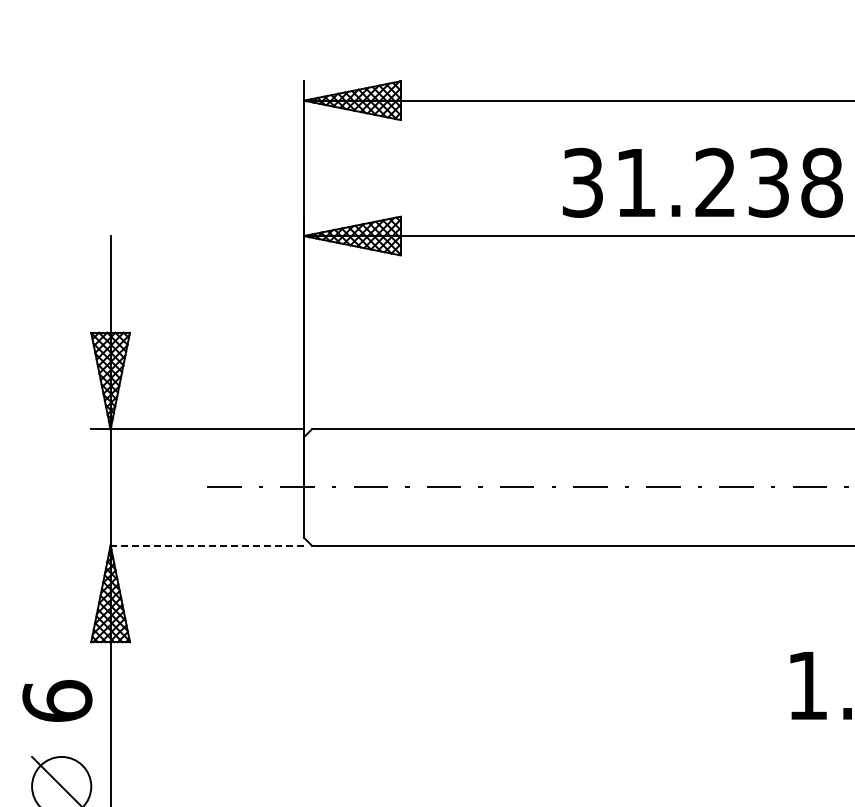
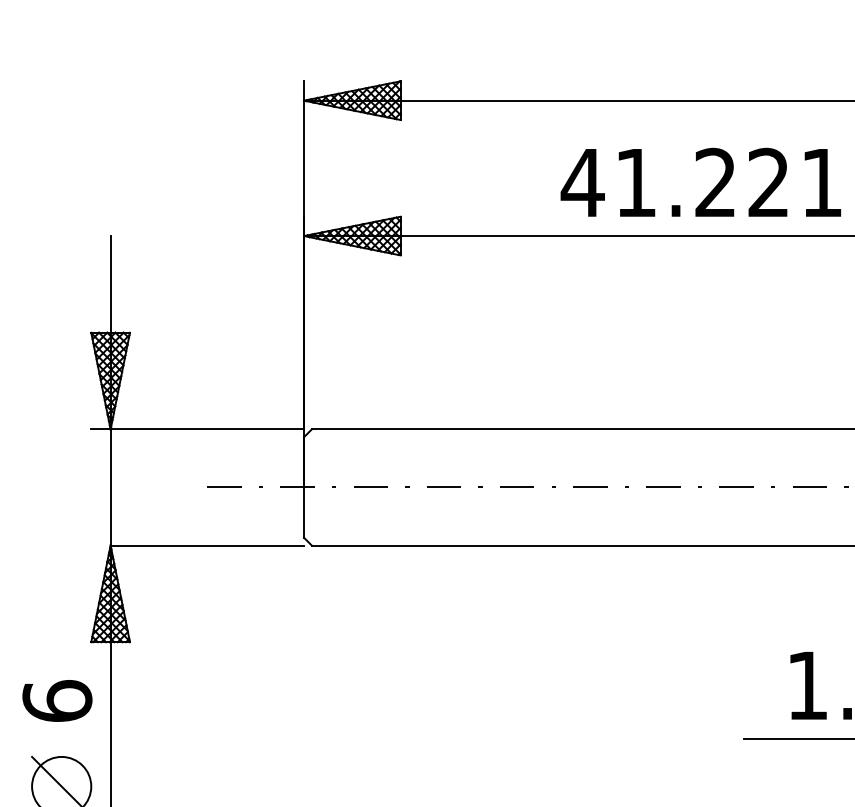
text: 31.238 -> 41.221 (701, 182)
line: dashed -> solid (207, 545)
line: none -> present (797, 738)
